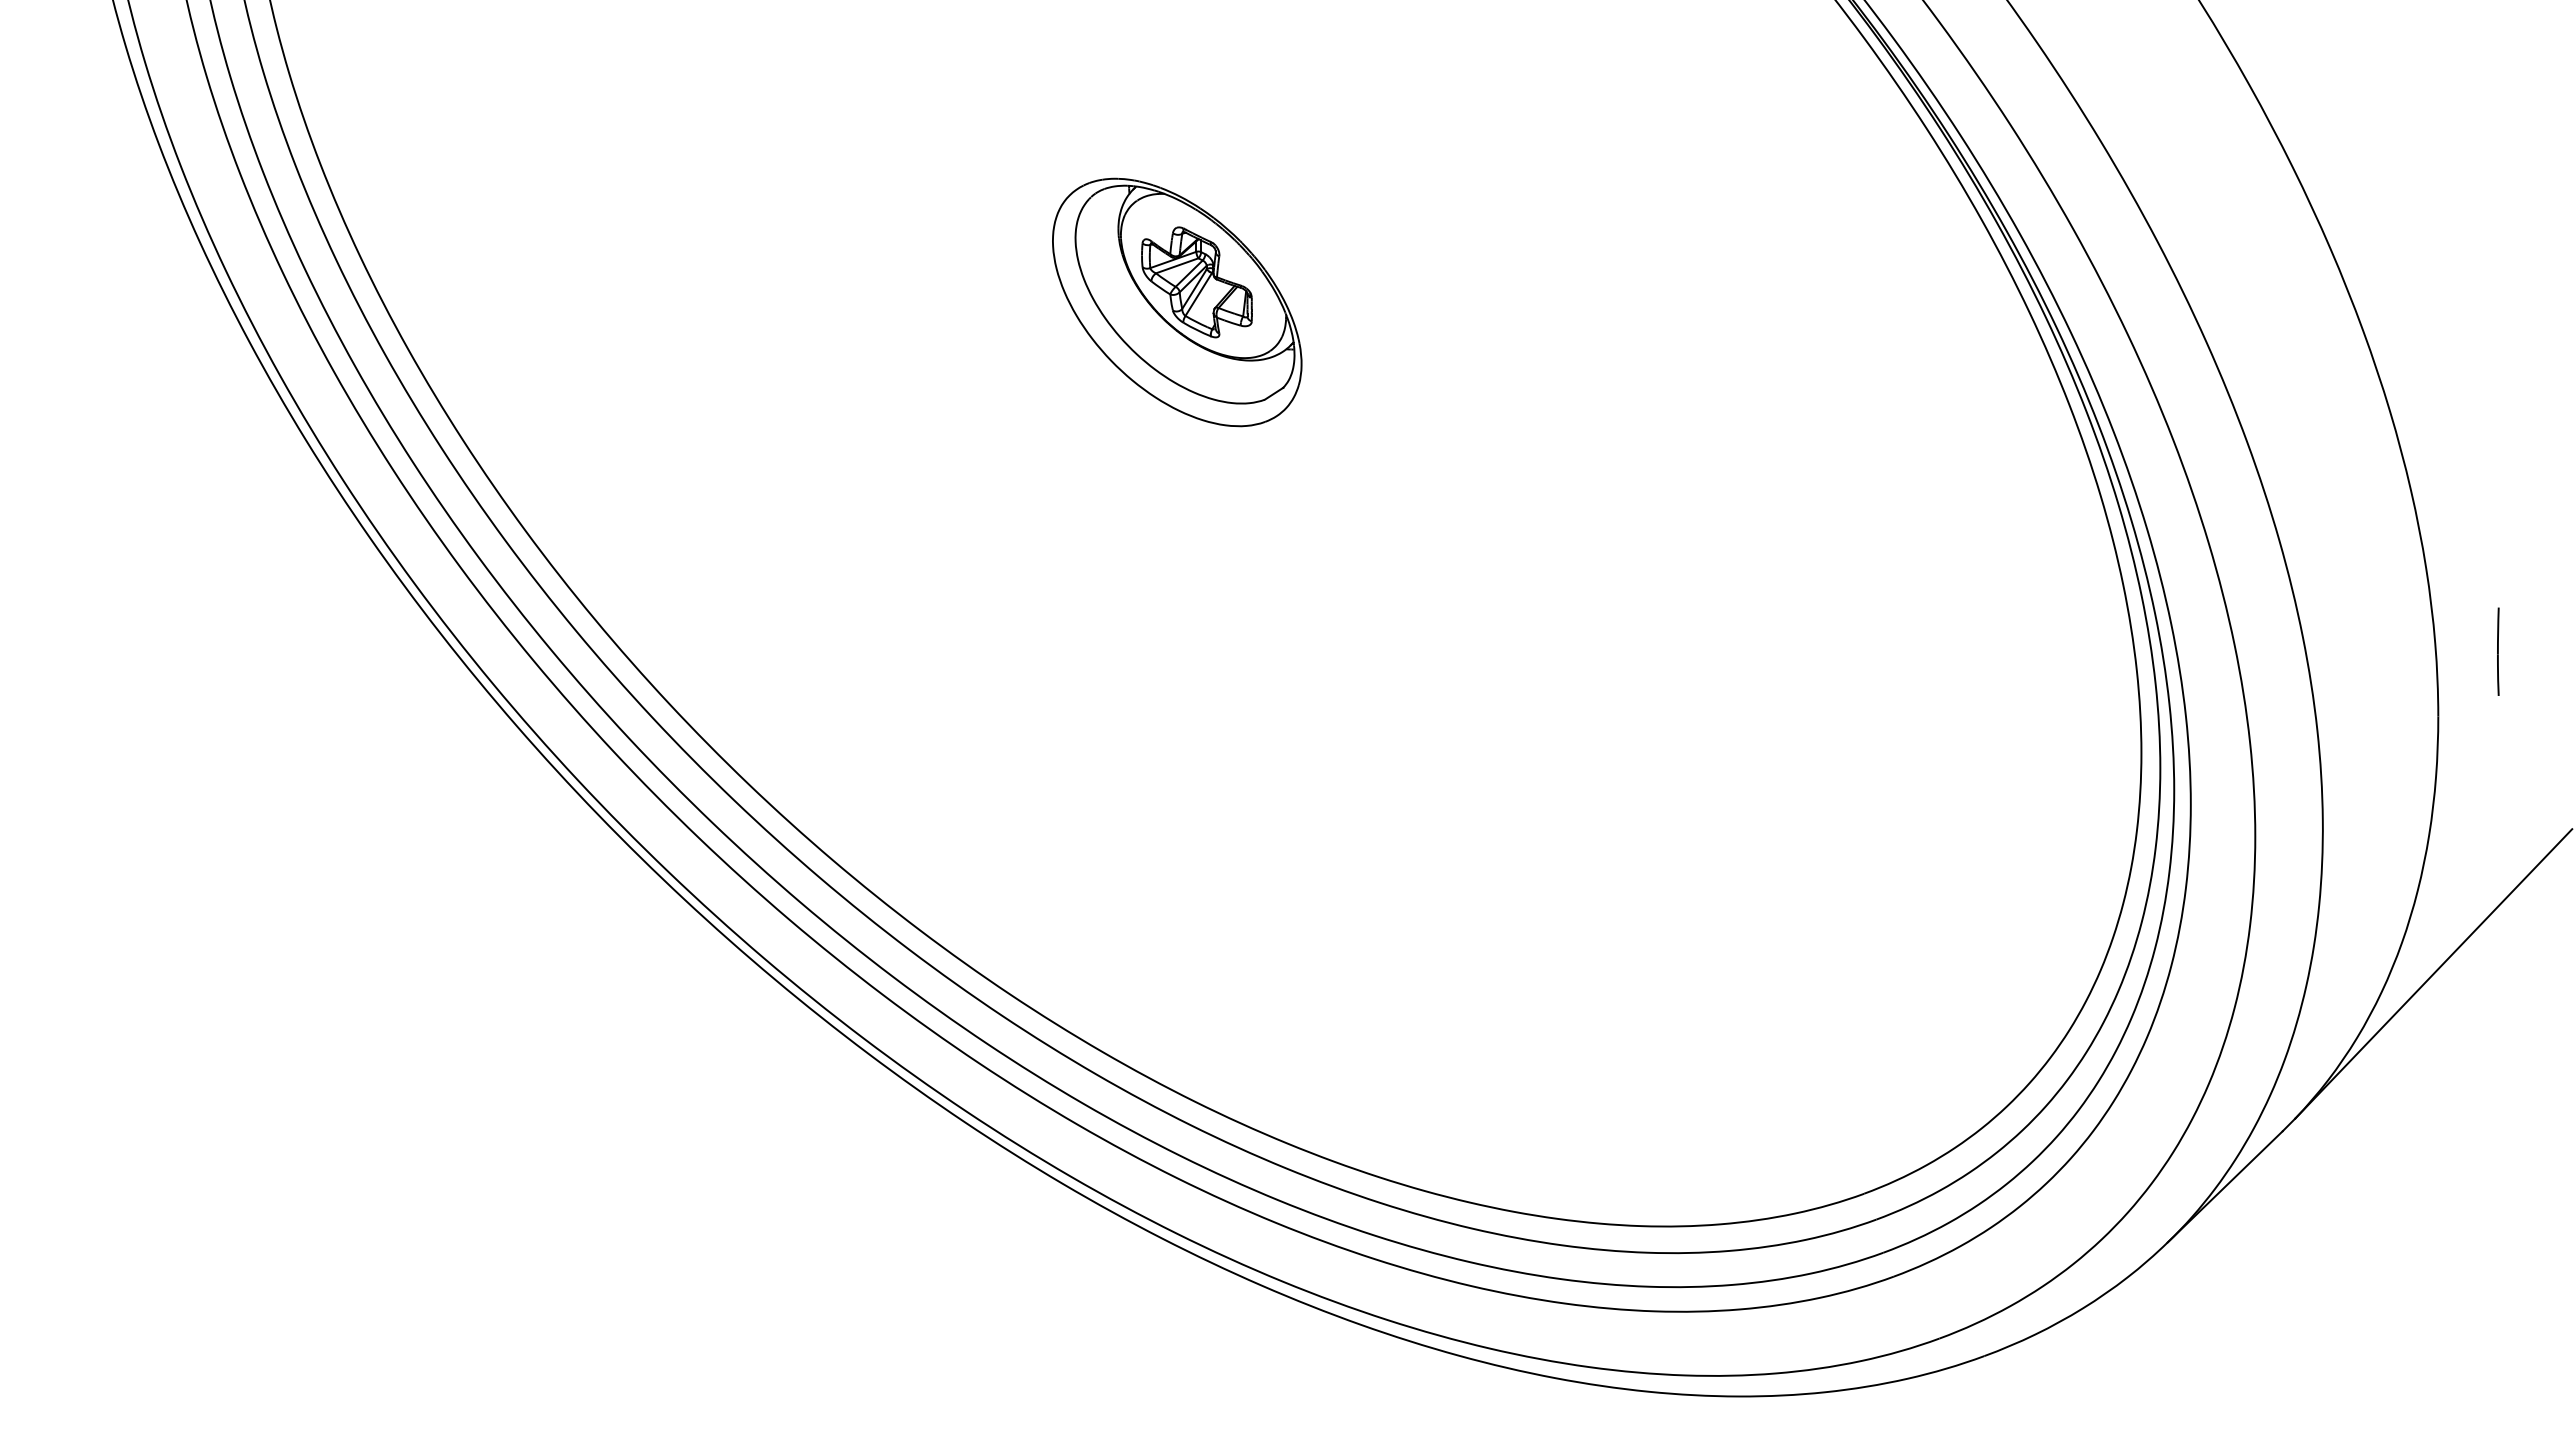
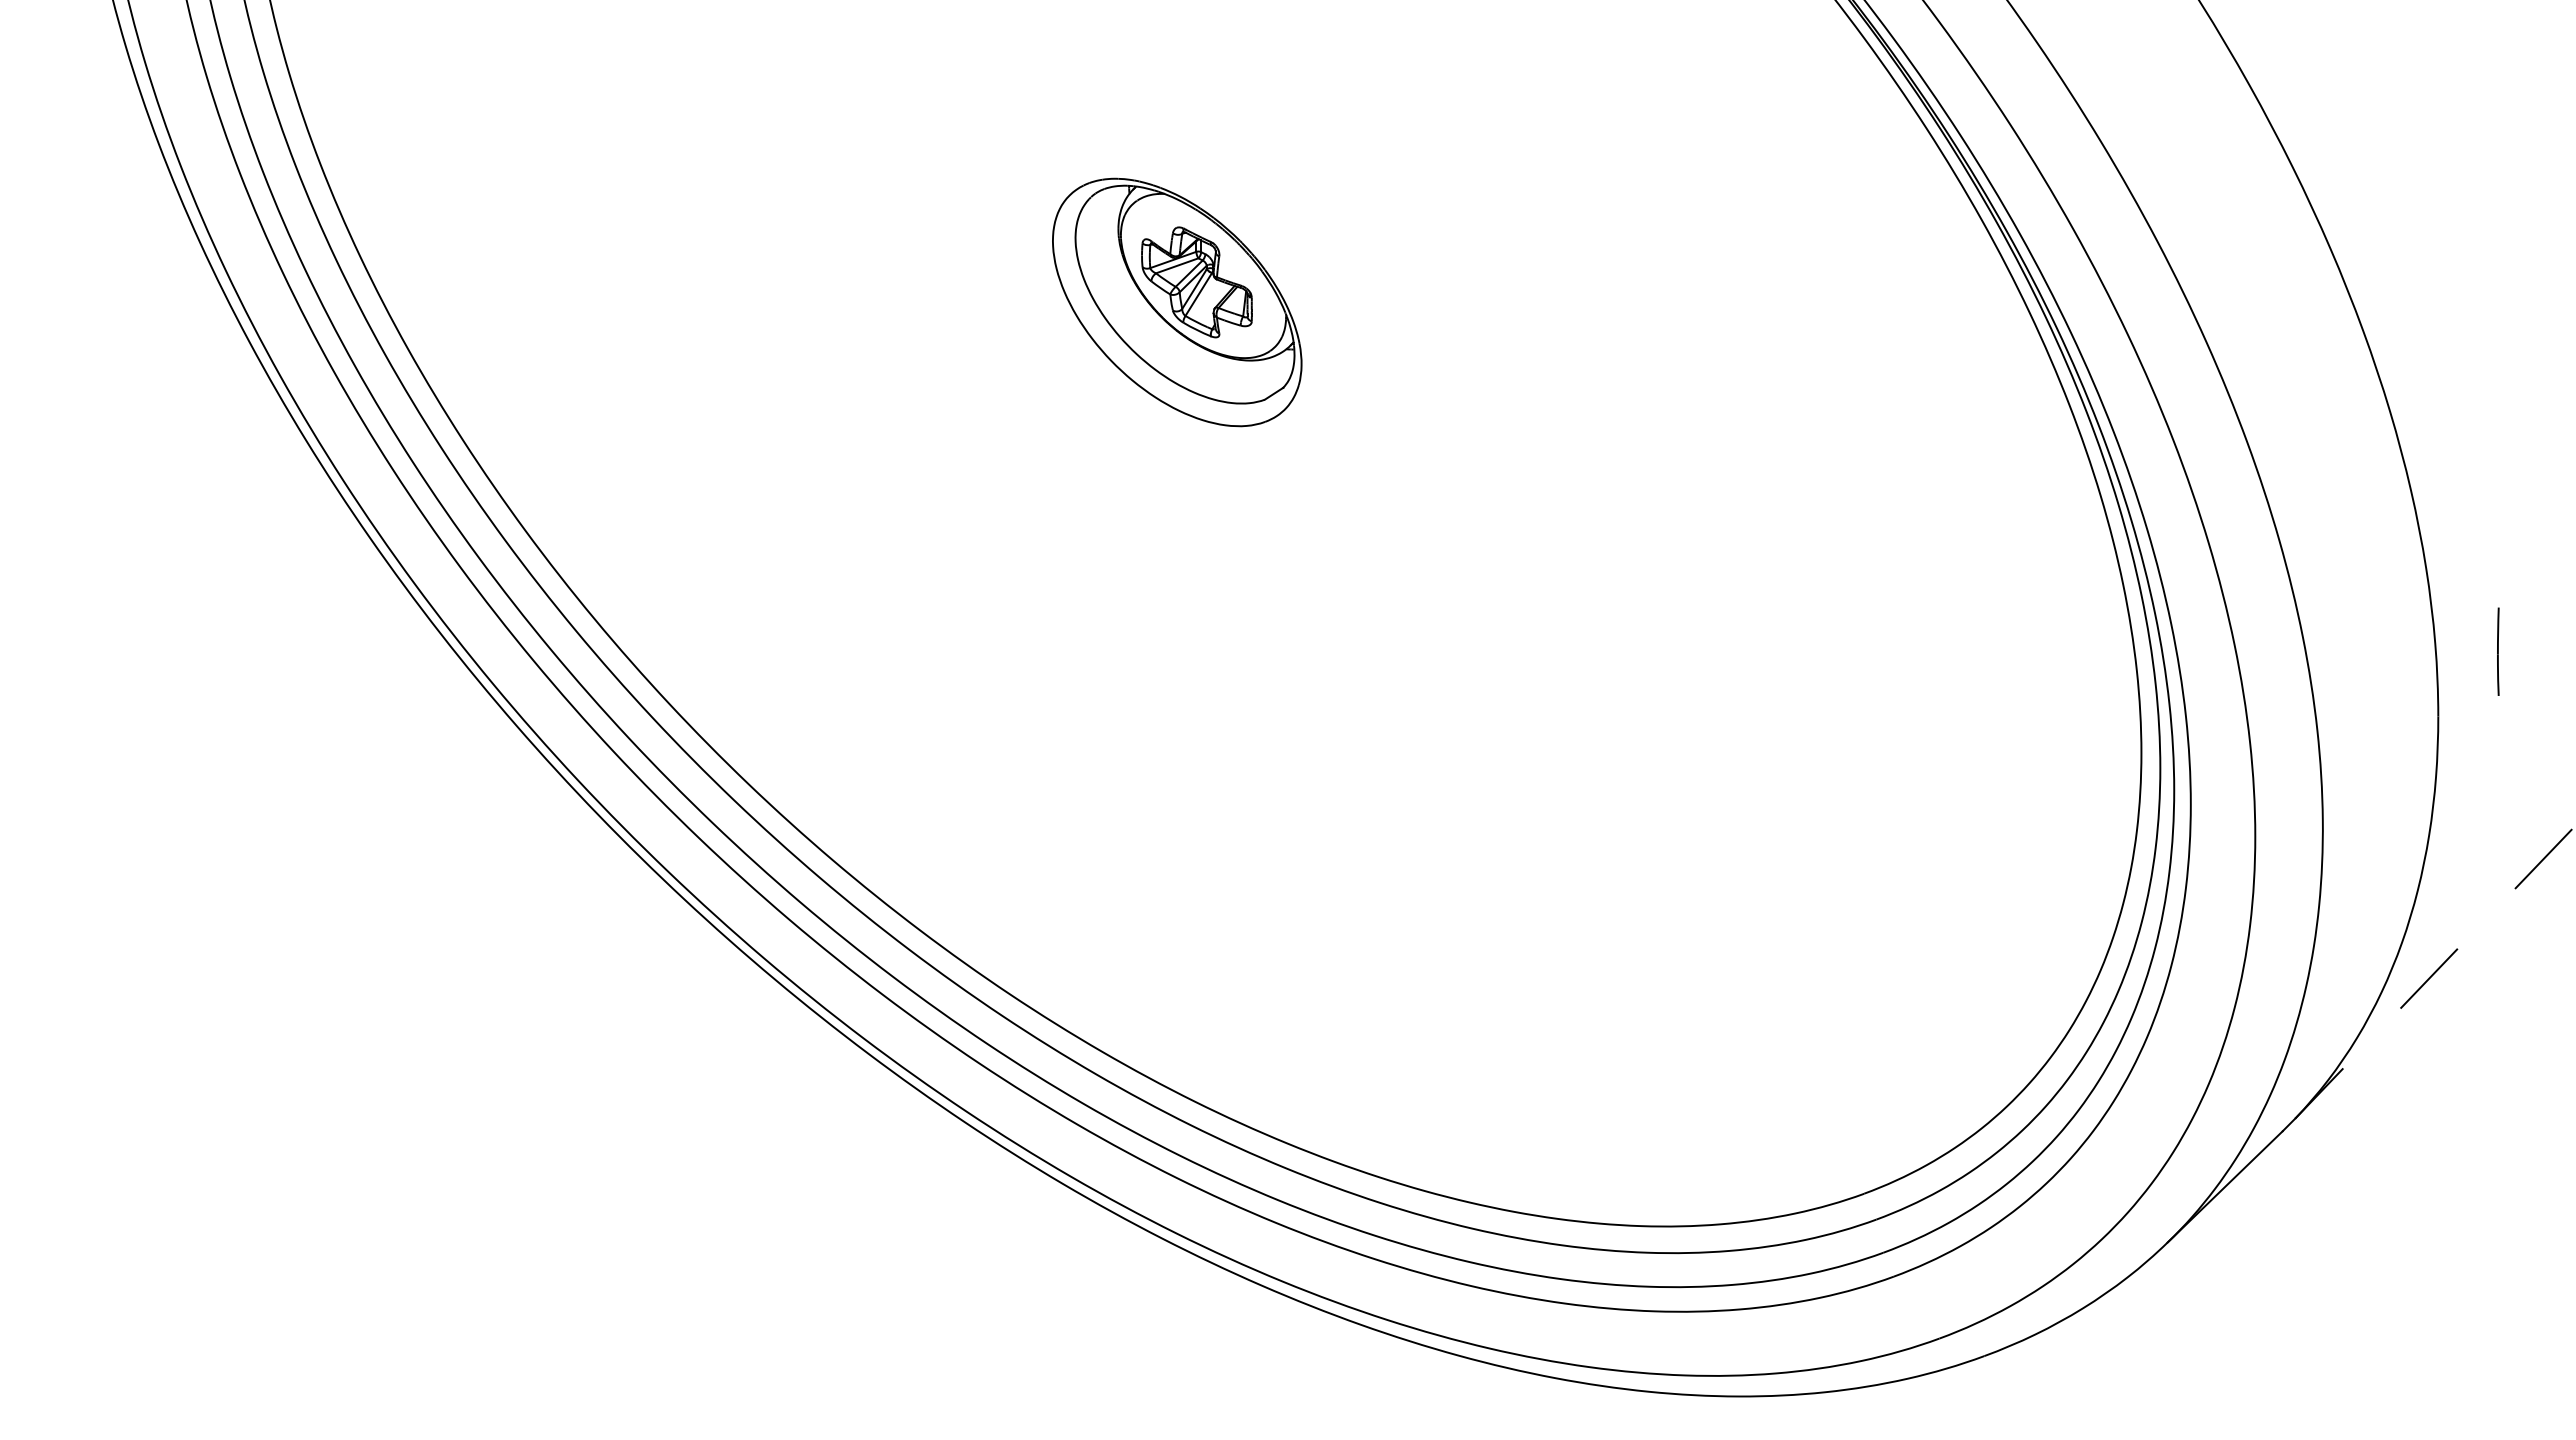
line: solid -> dashed (2433, 974)
